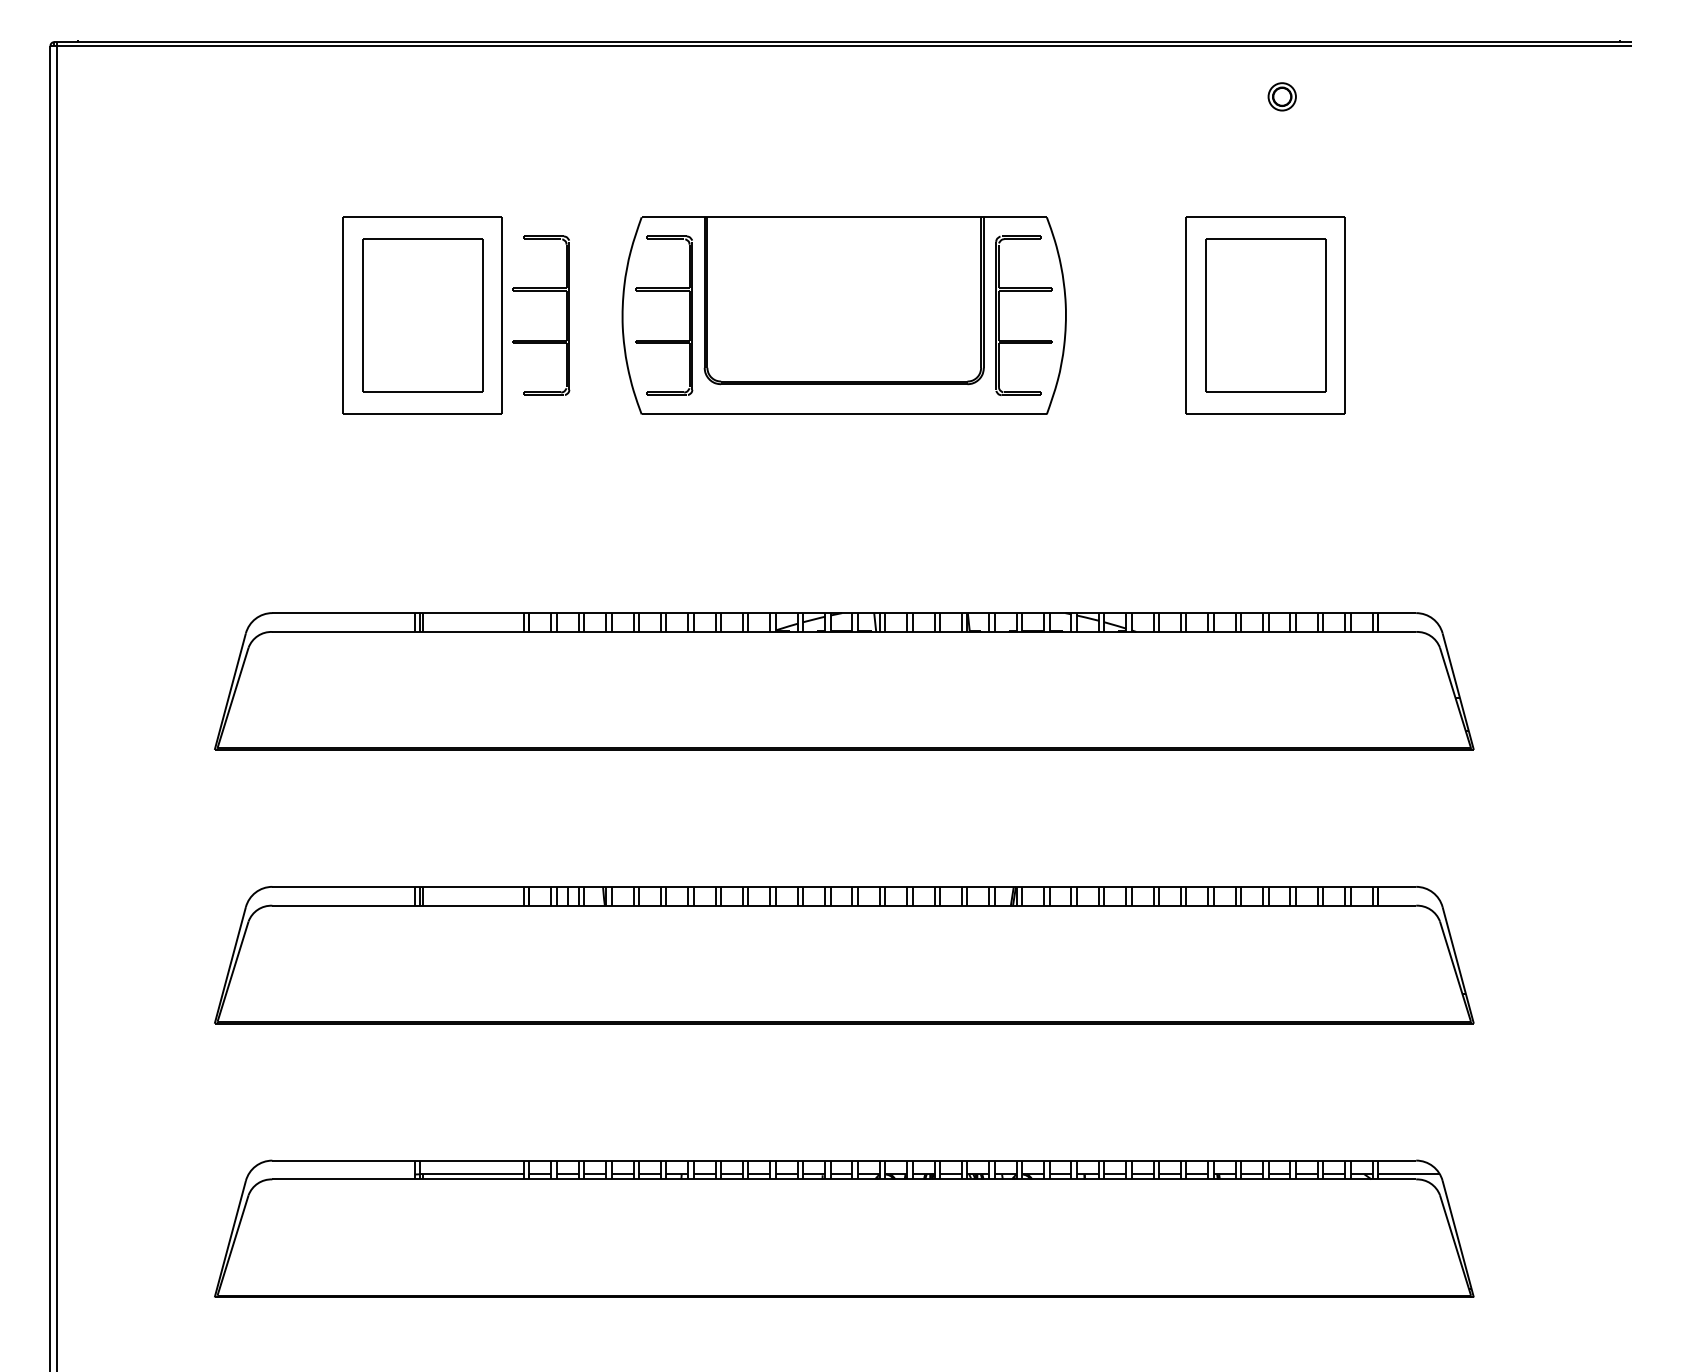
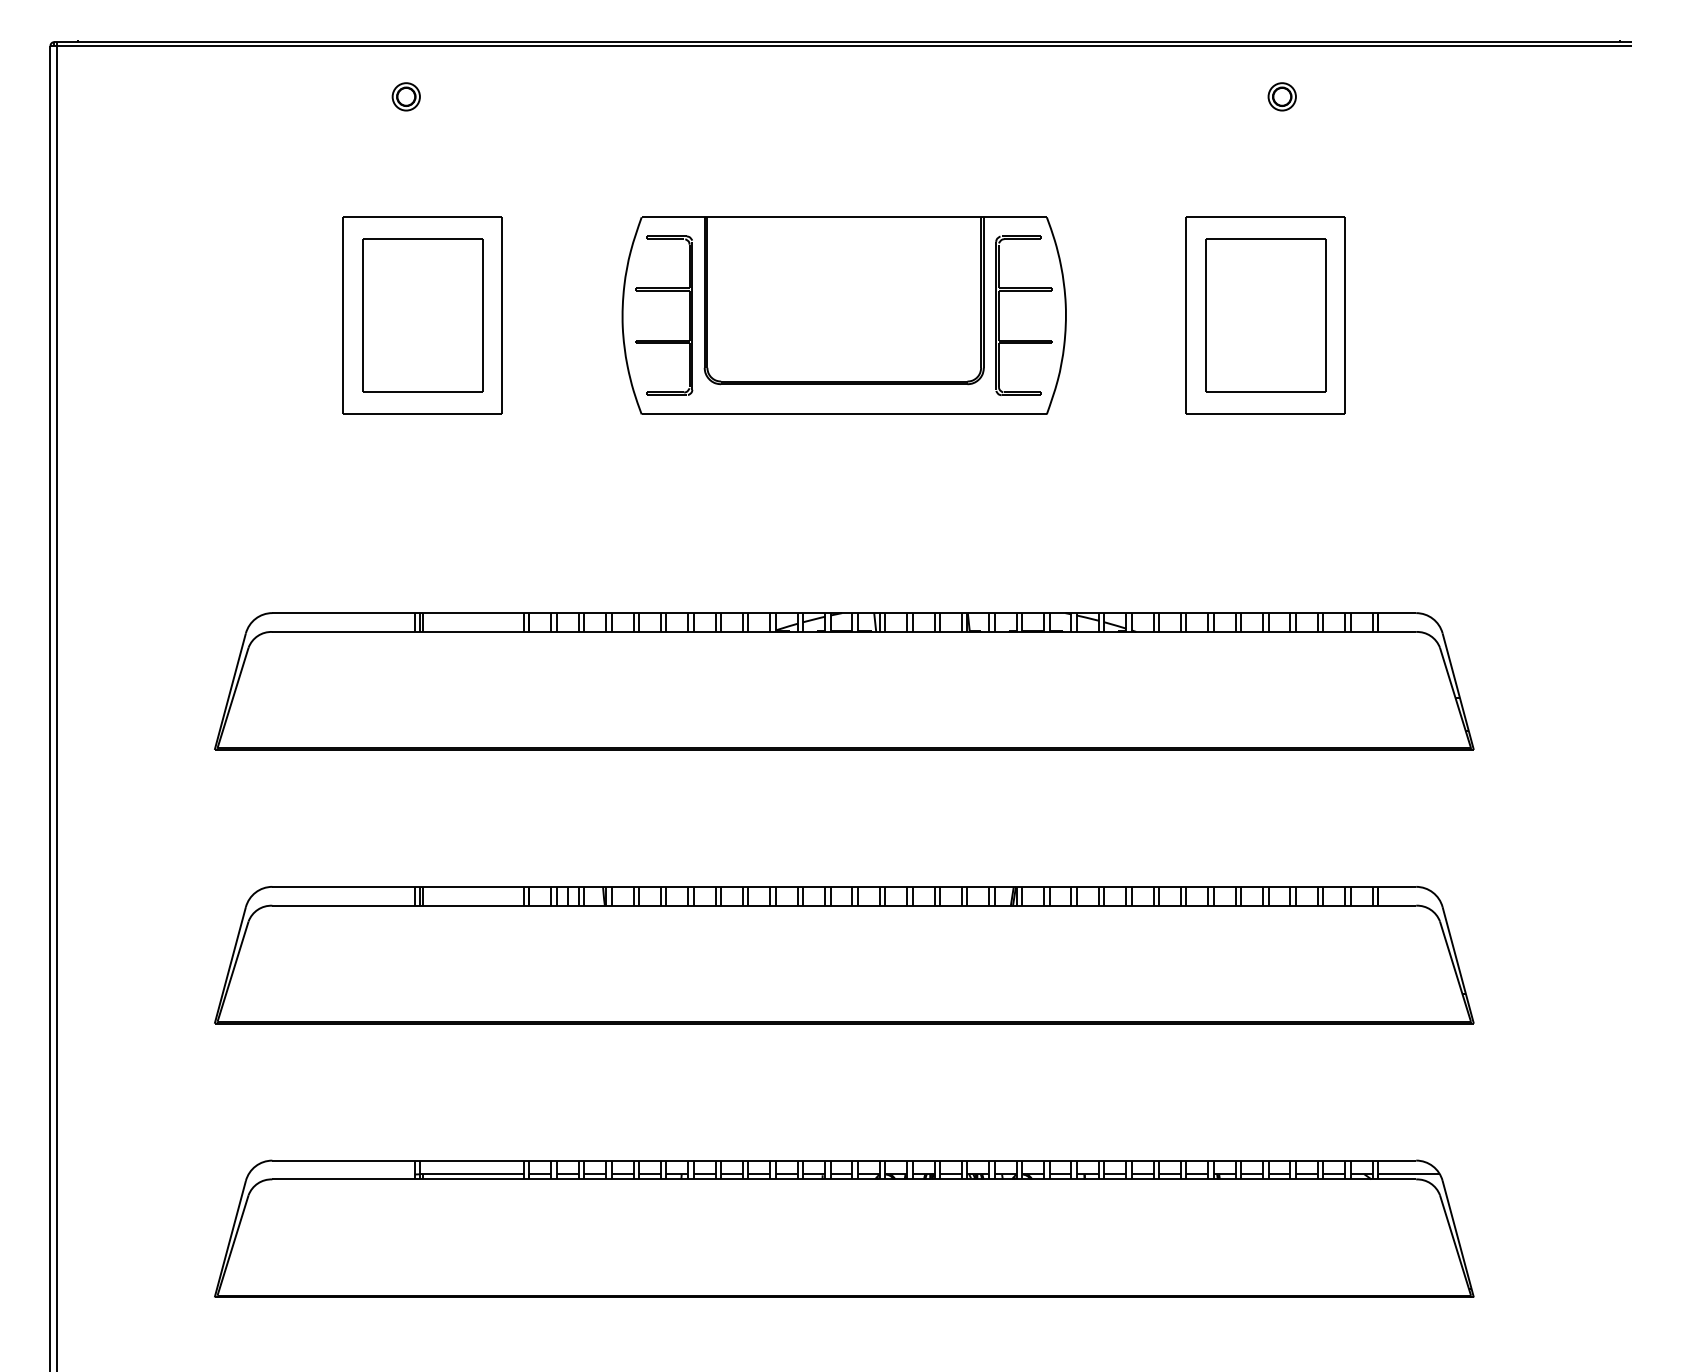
part: none -> present (405, 96)
part: present -> none (541, 291)
